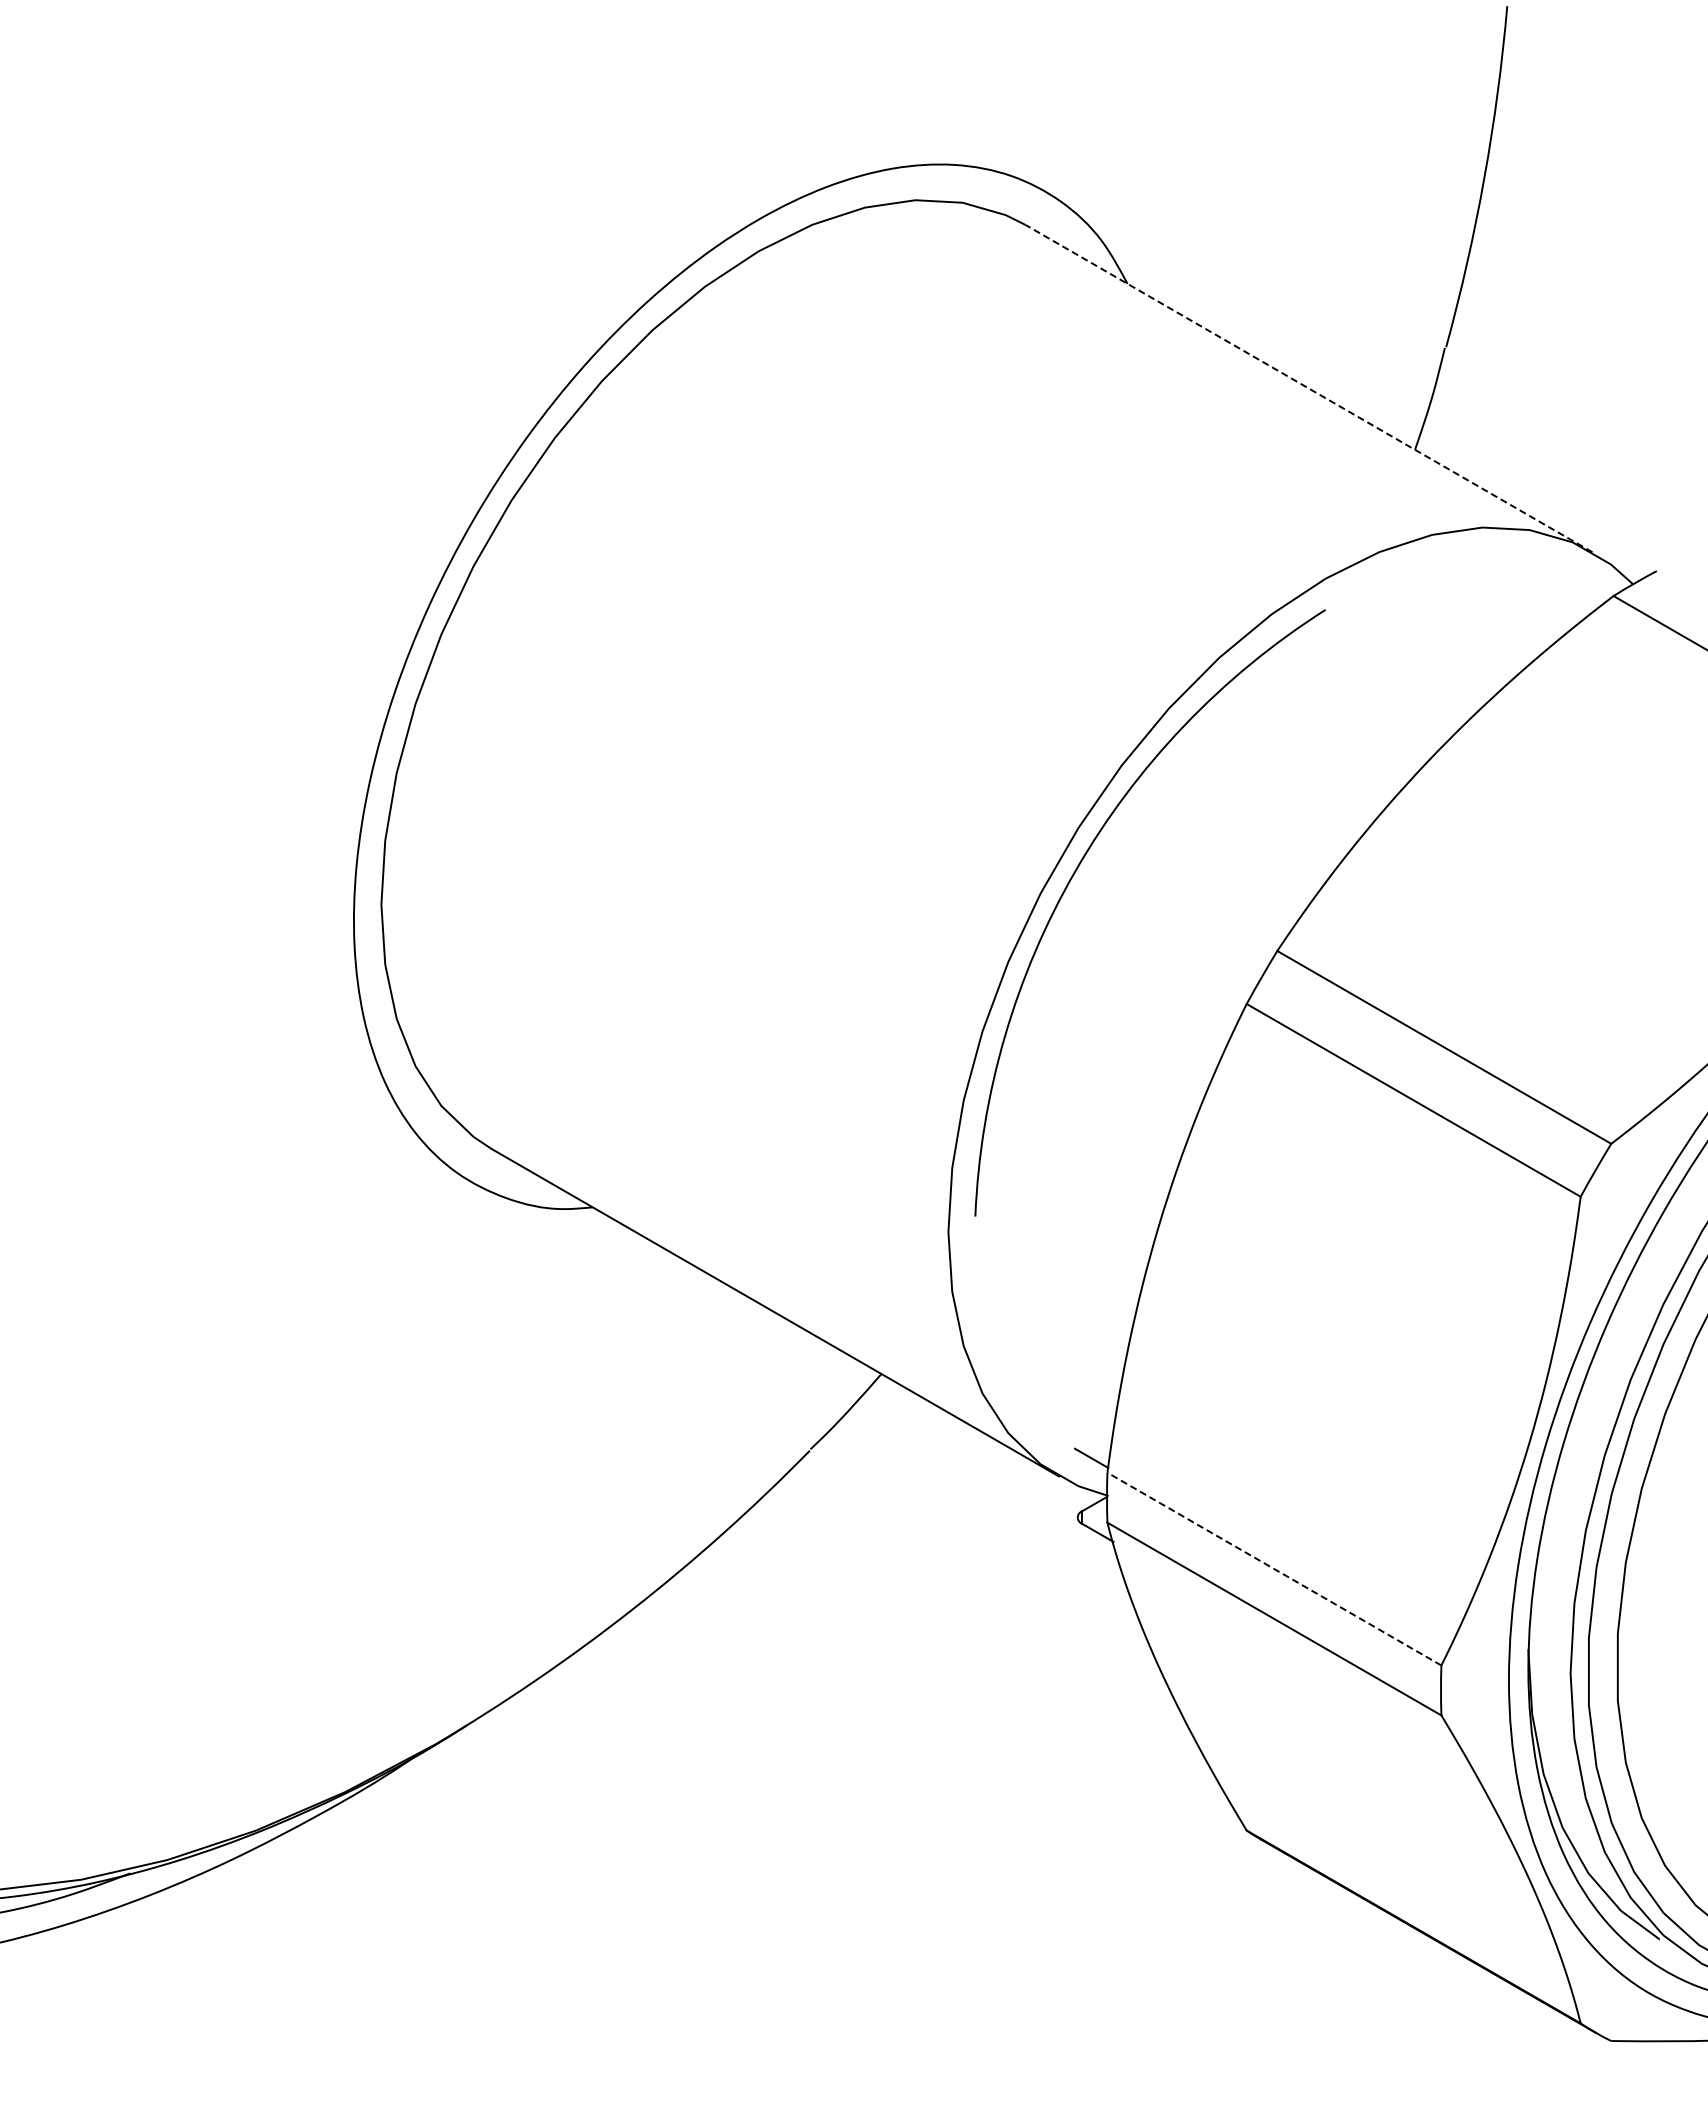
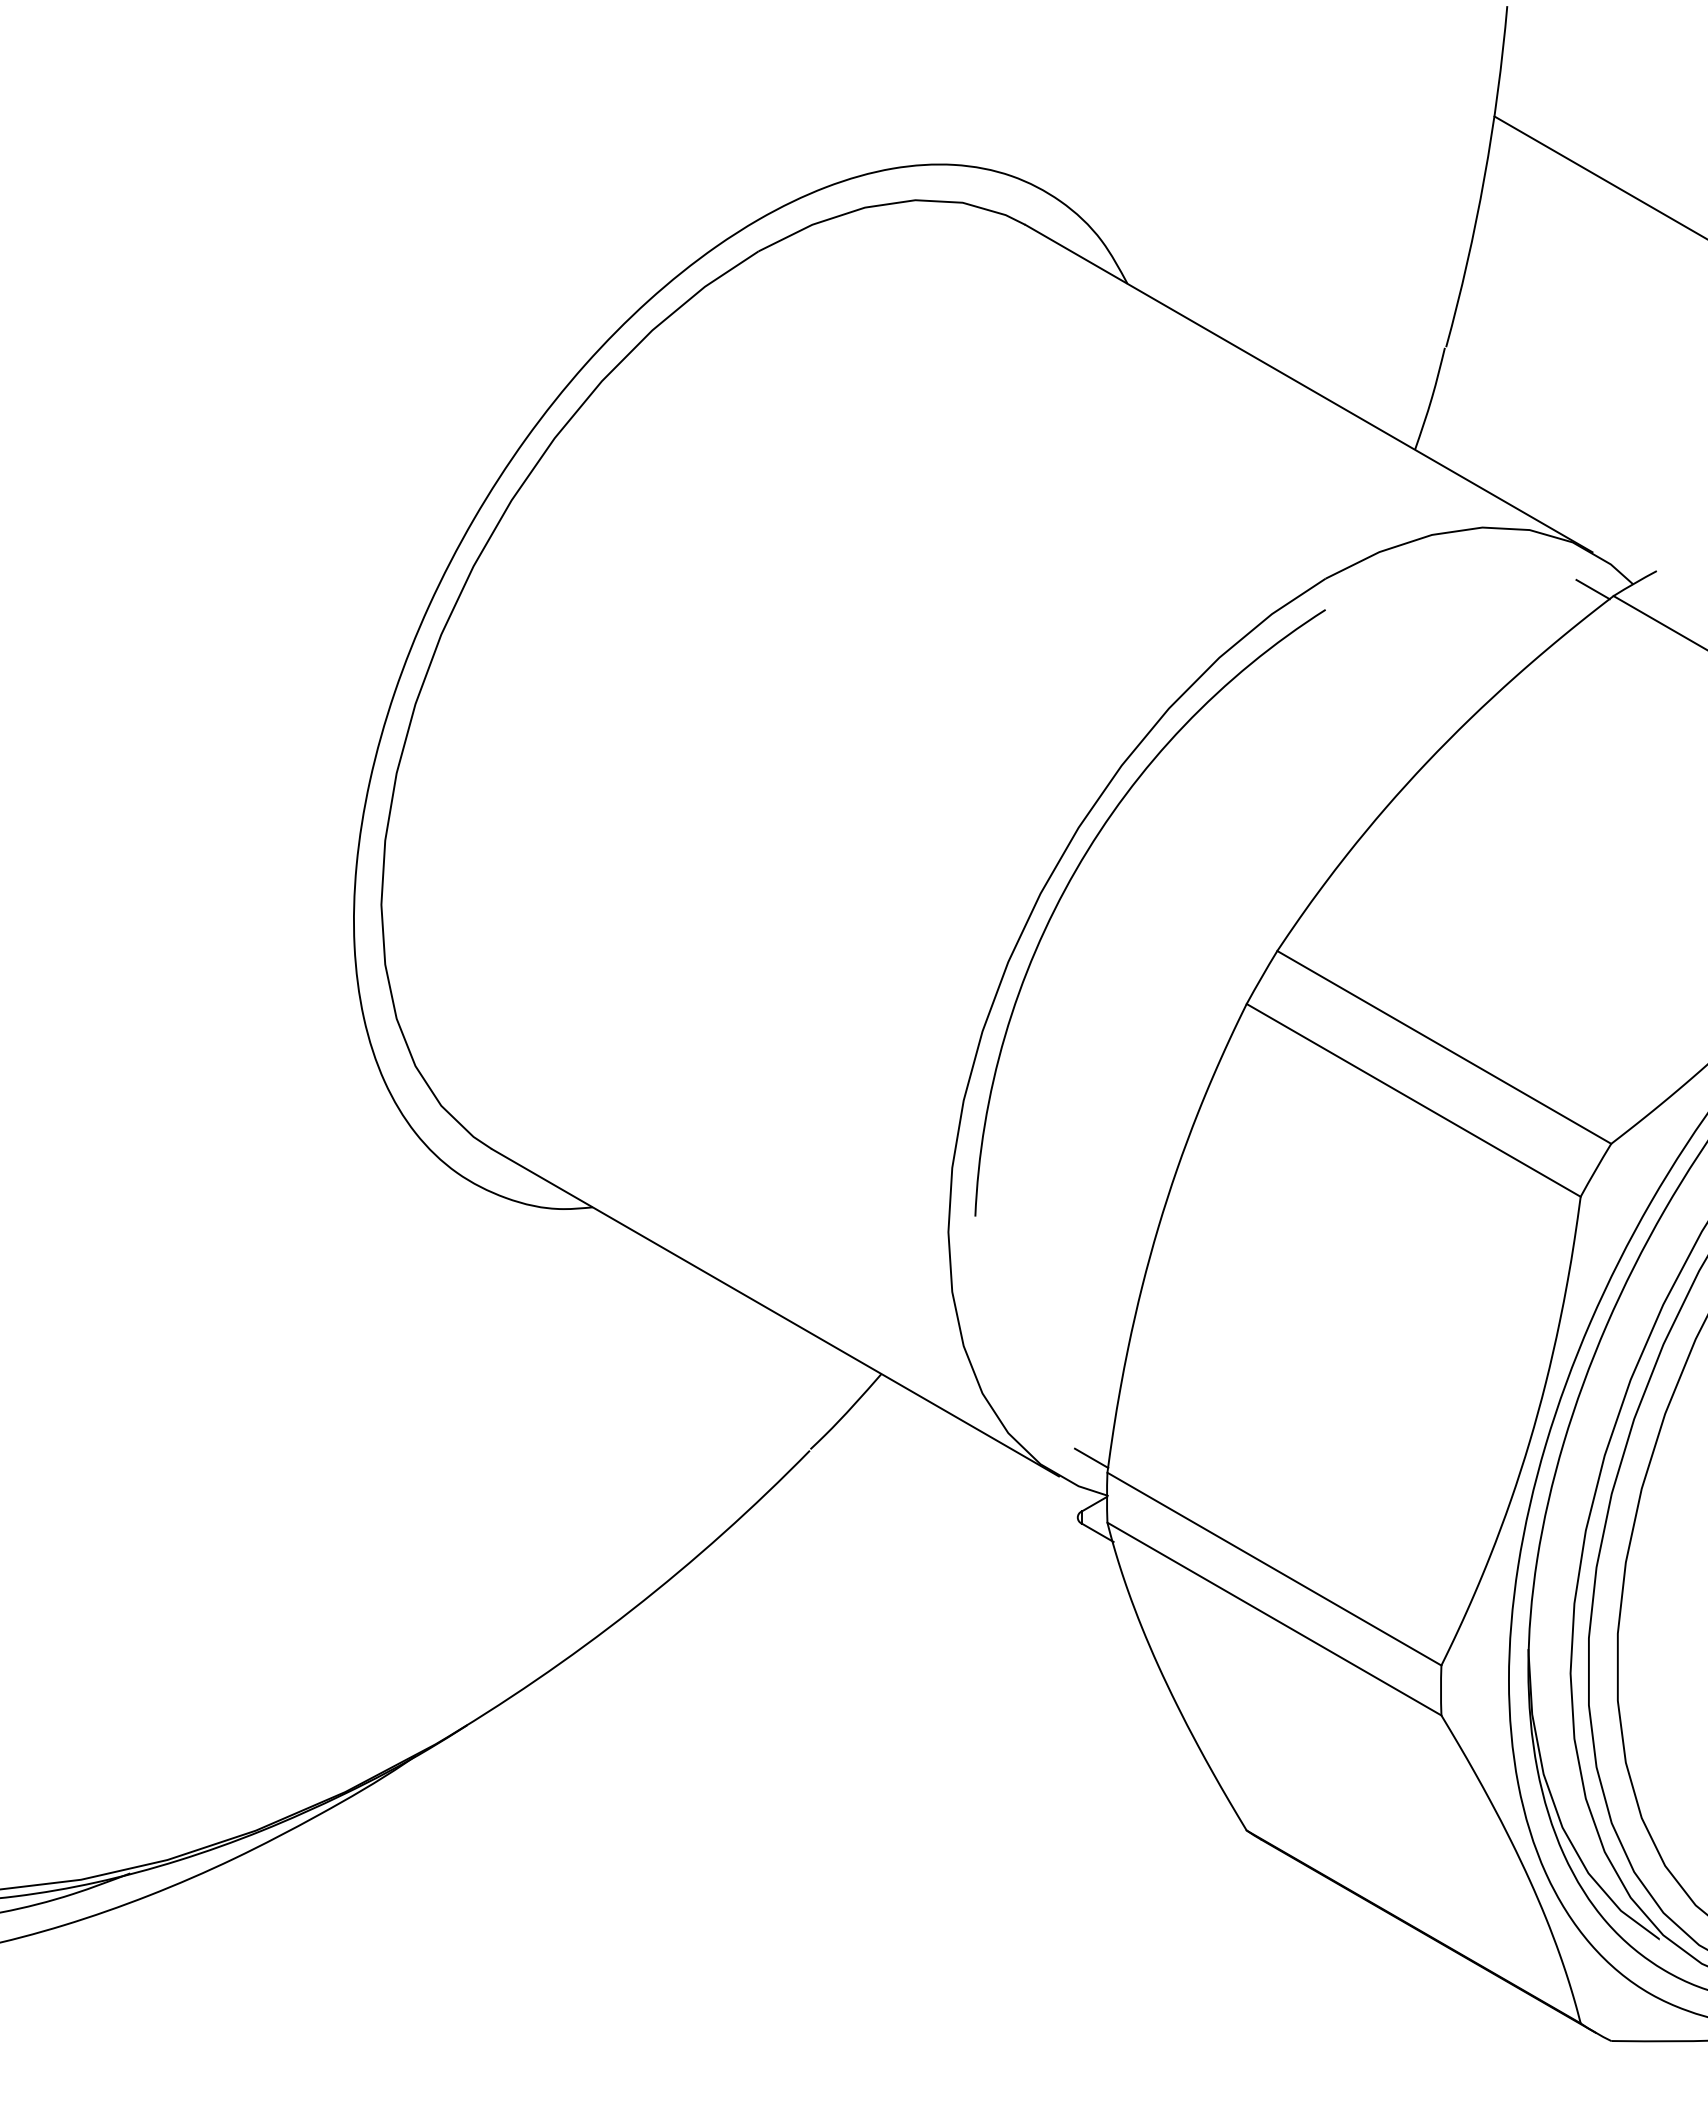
line: none -> present (1599, 176)
line: dashed -> solid (1308, 388)
line: none -> present (1592, 589)
line: dashed -> solid (1274, 1569)
